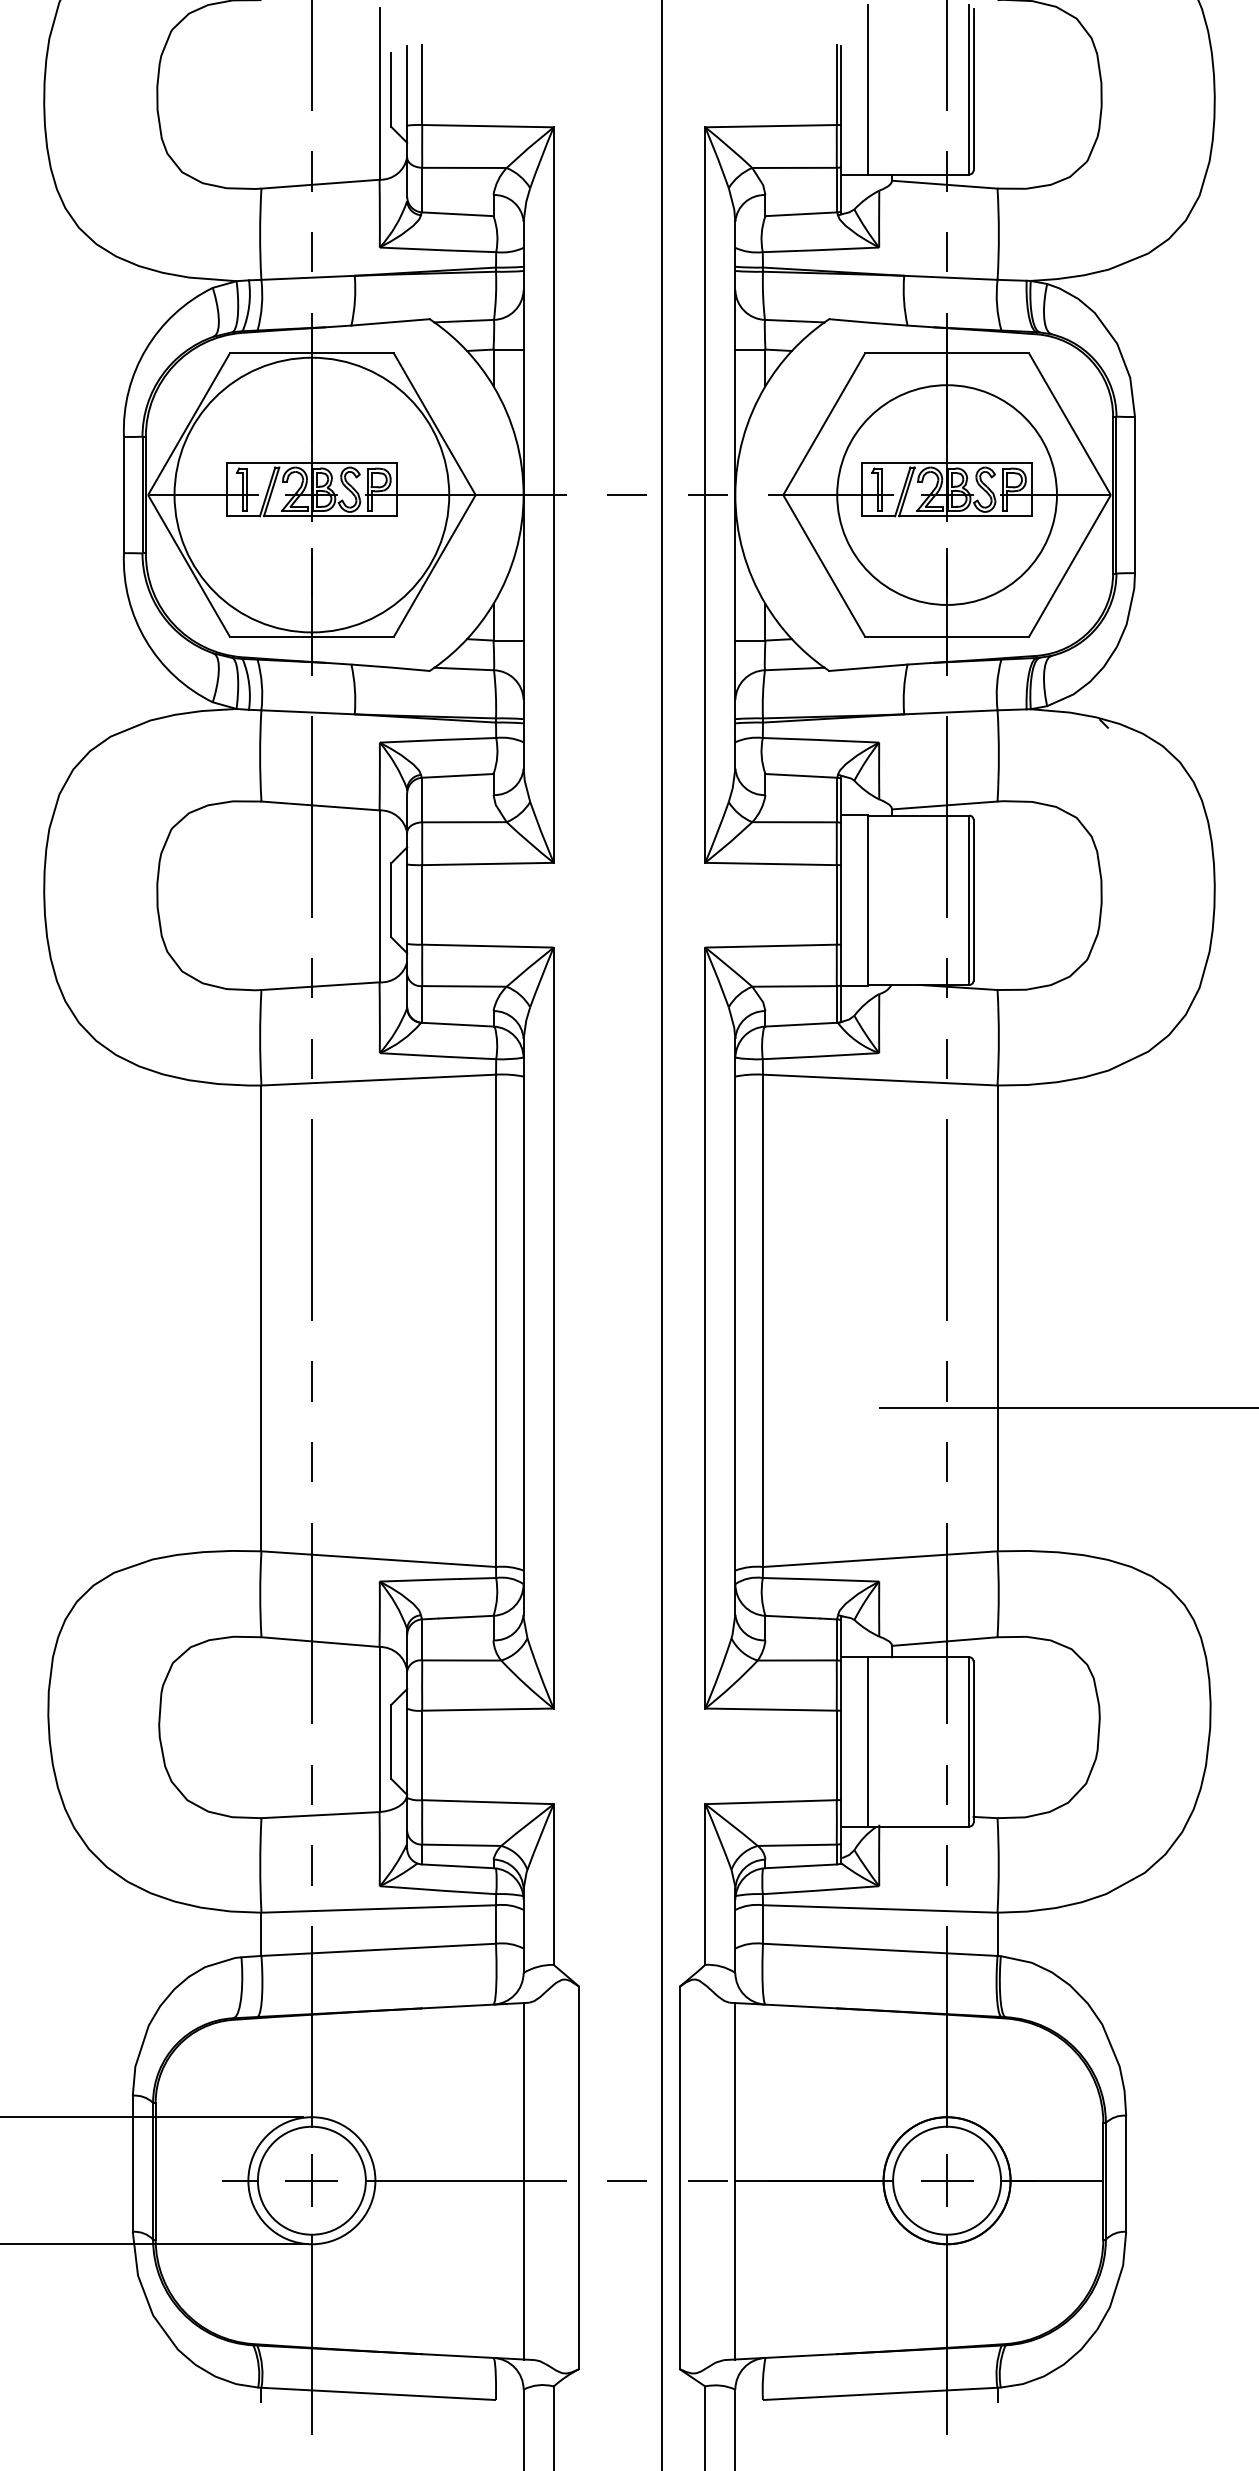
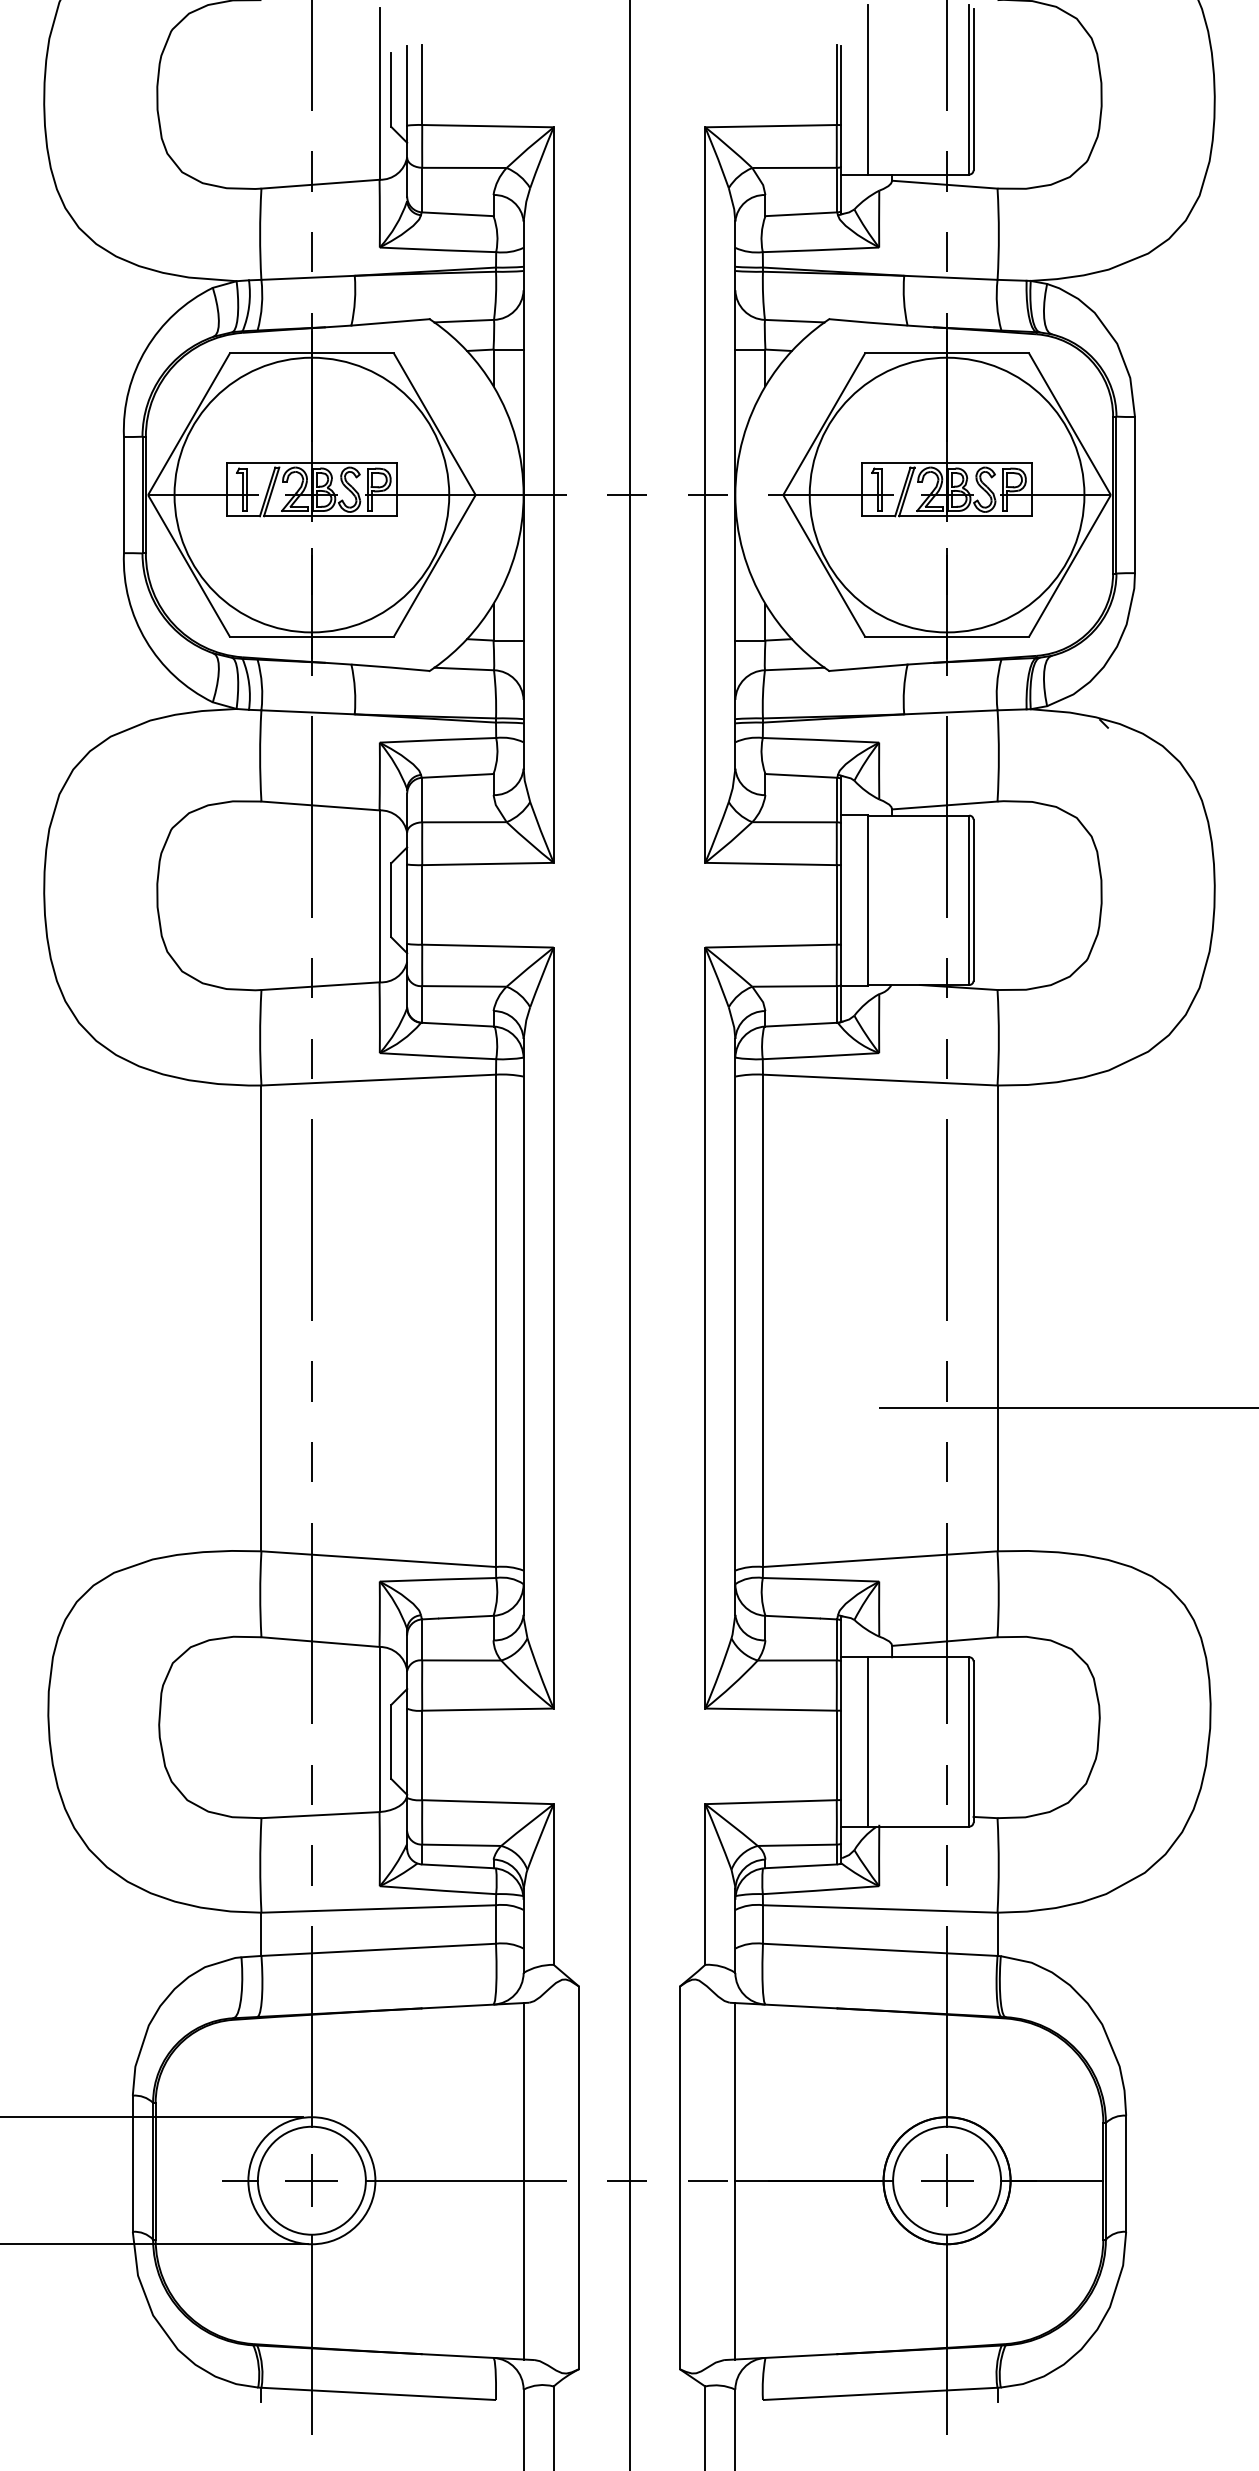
circle diameter: 220 px -> 275 px (946, 494)
line position: (661, 1234) -> (629, 1234) (629, 1234)
